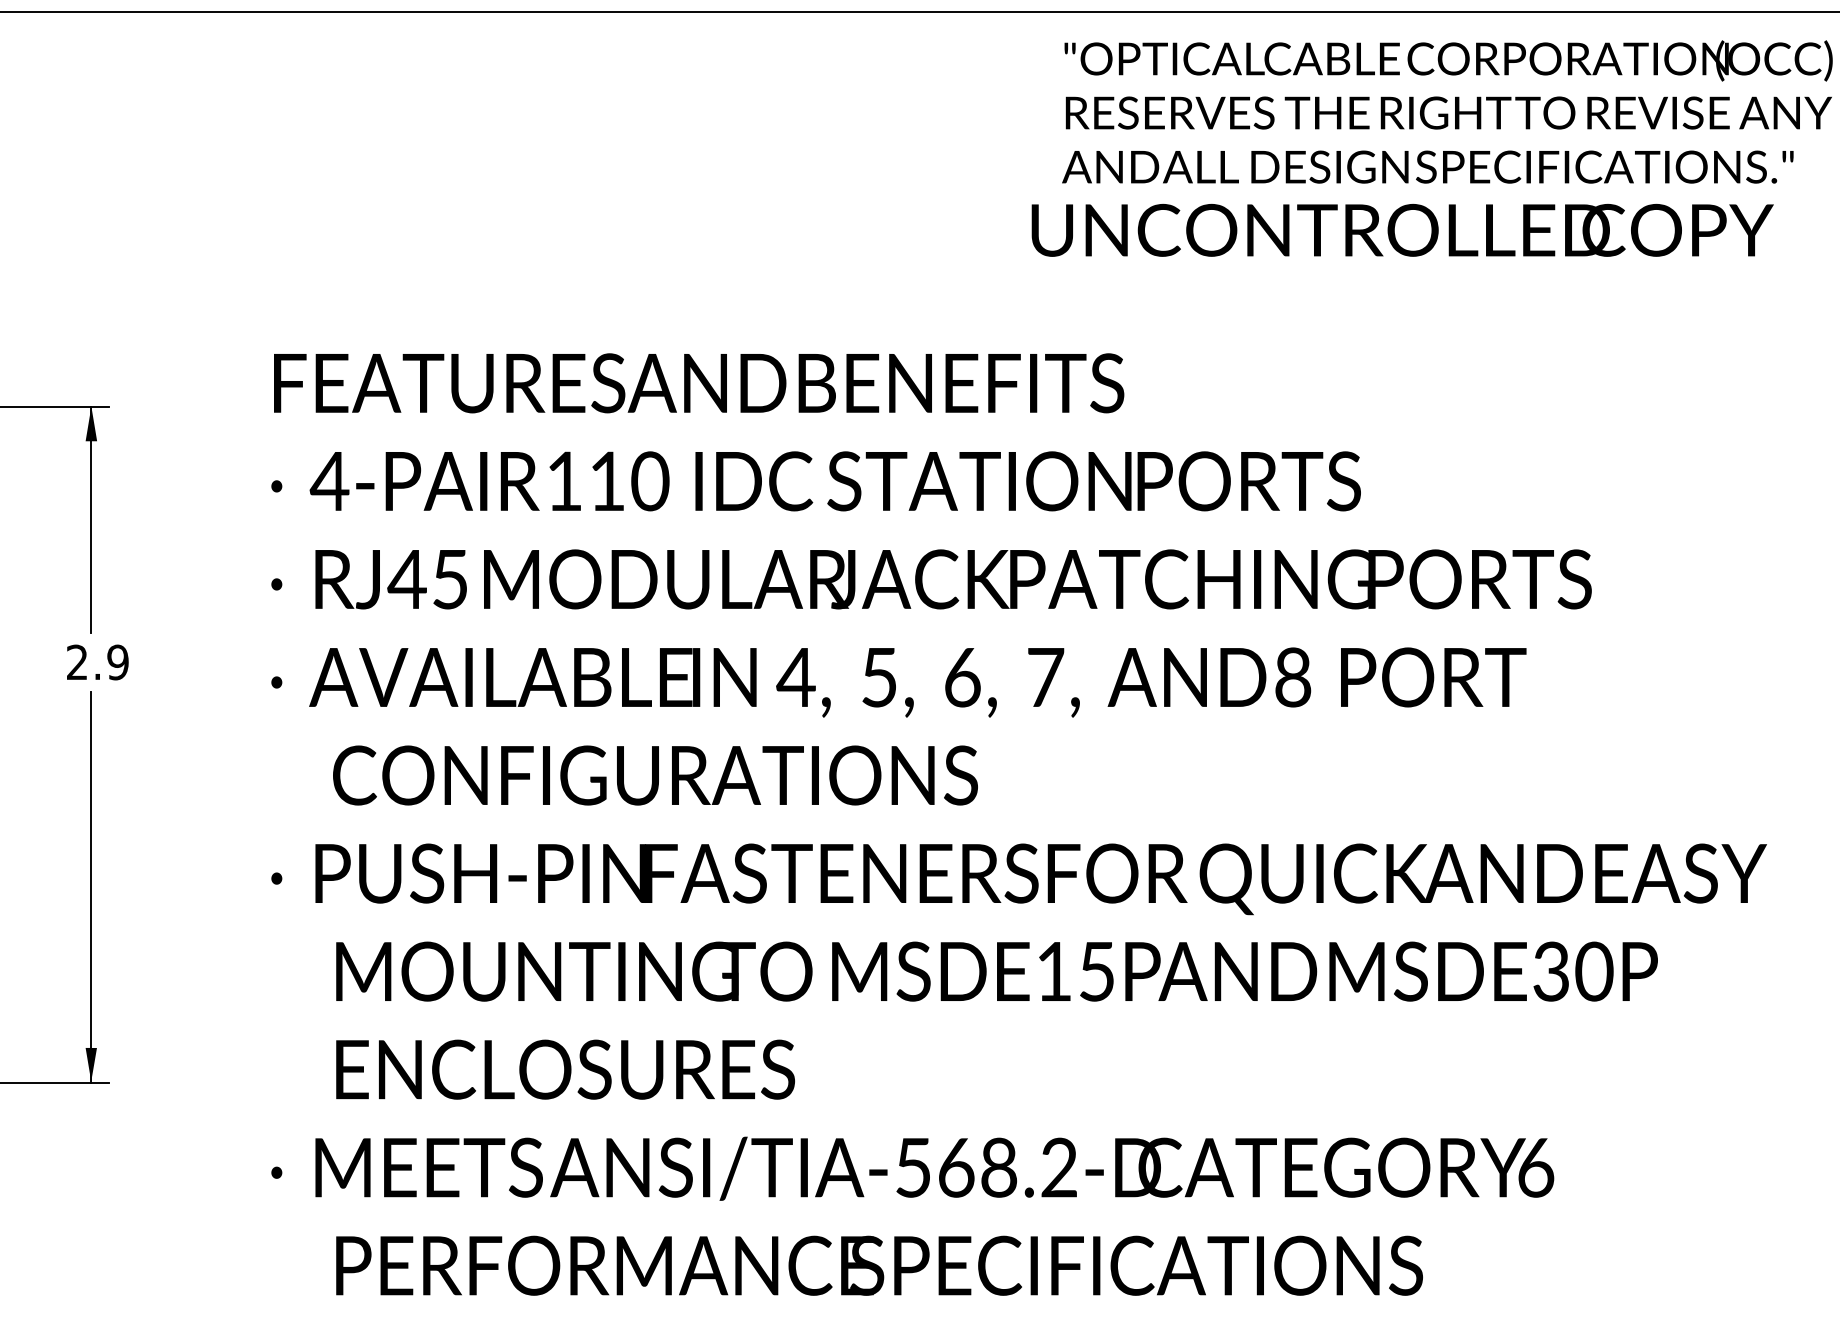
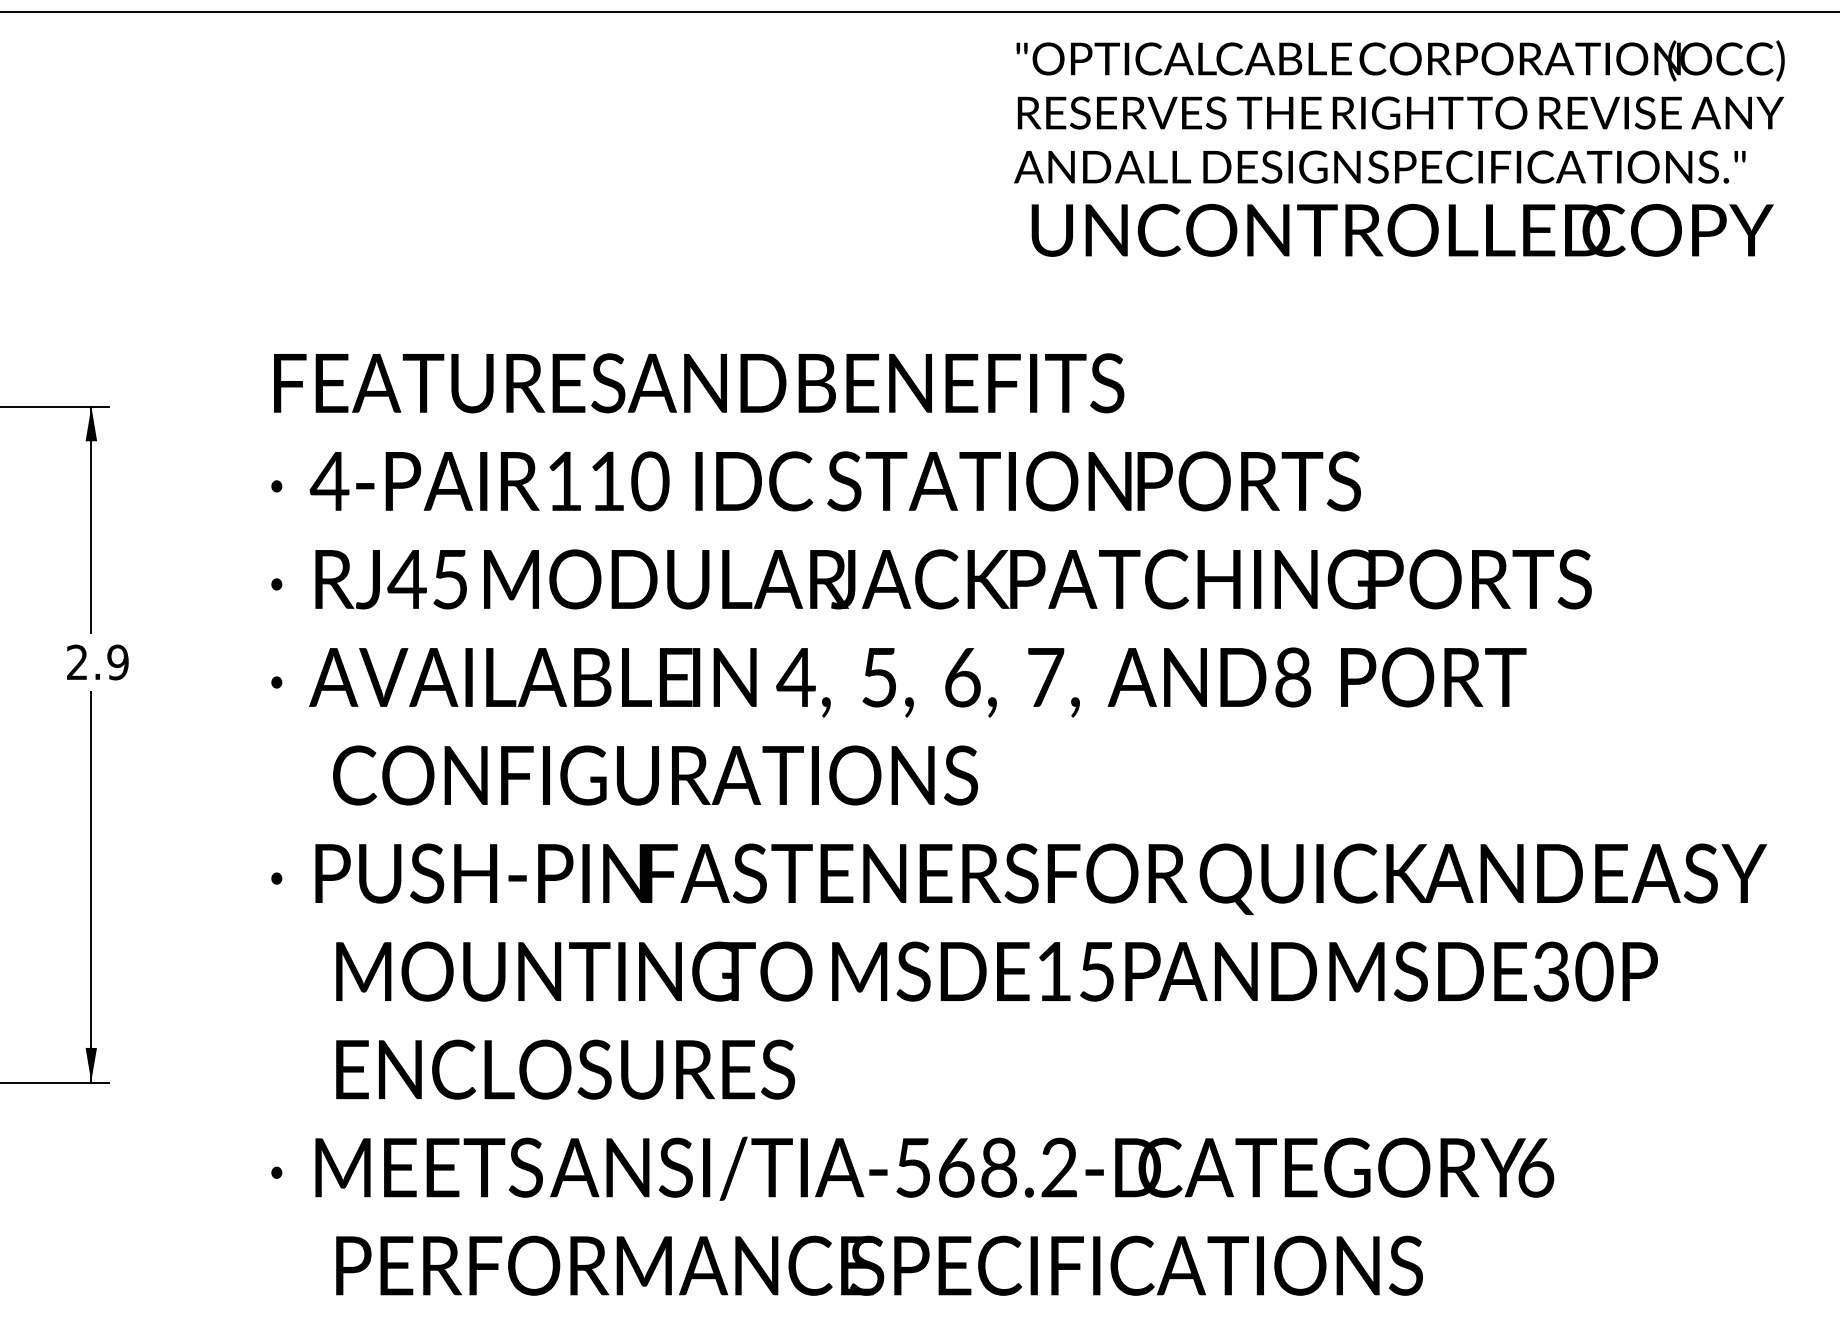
text position: (1447, 111) -> (1399, 111) (1399, 111)
